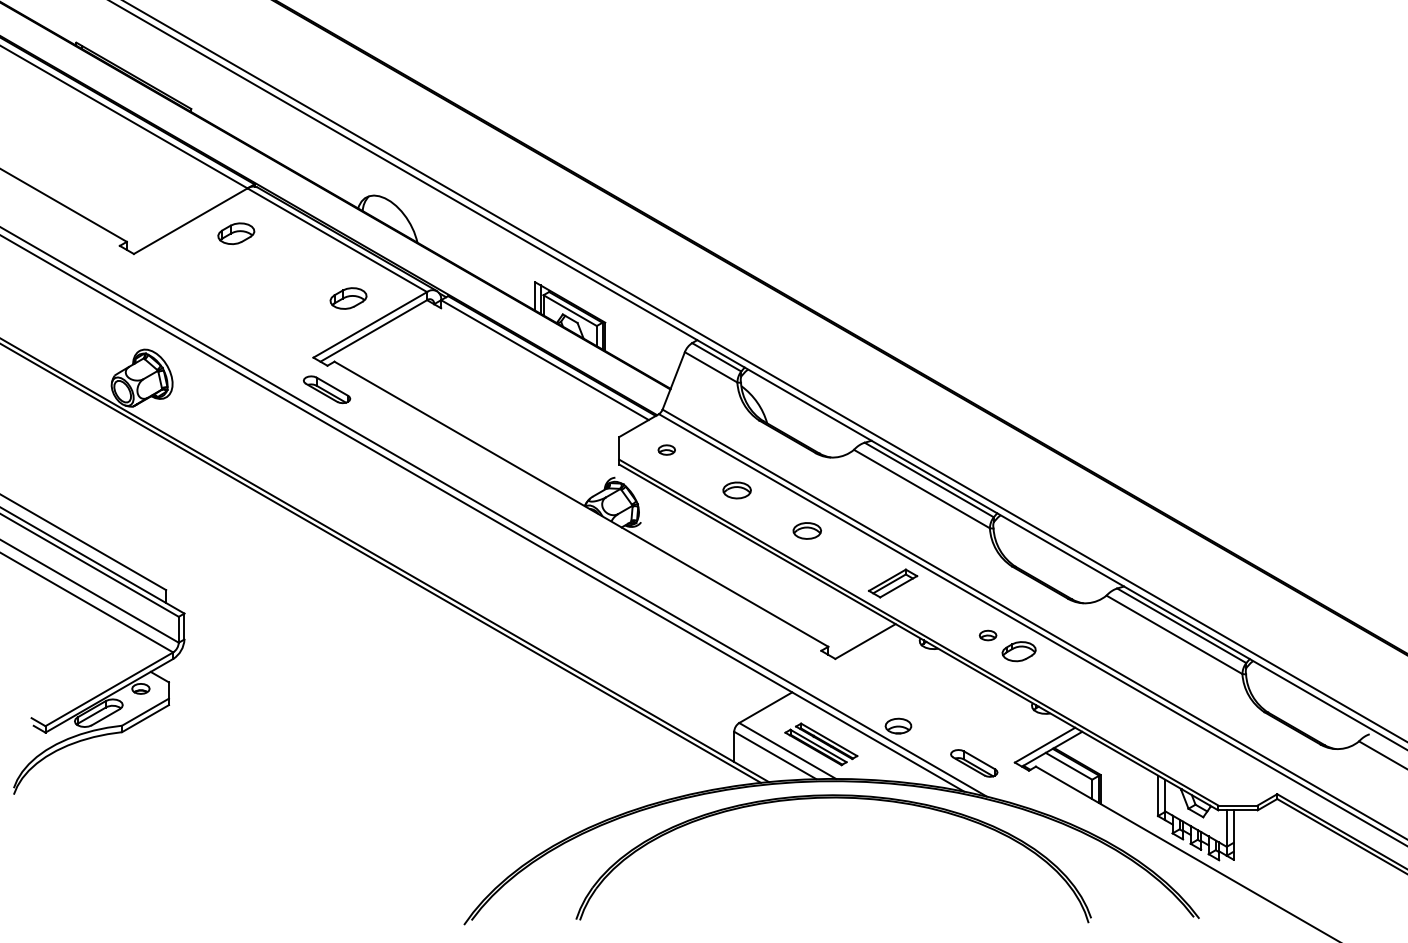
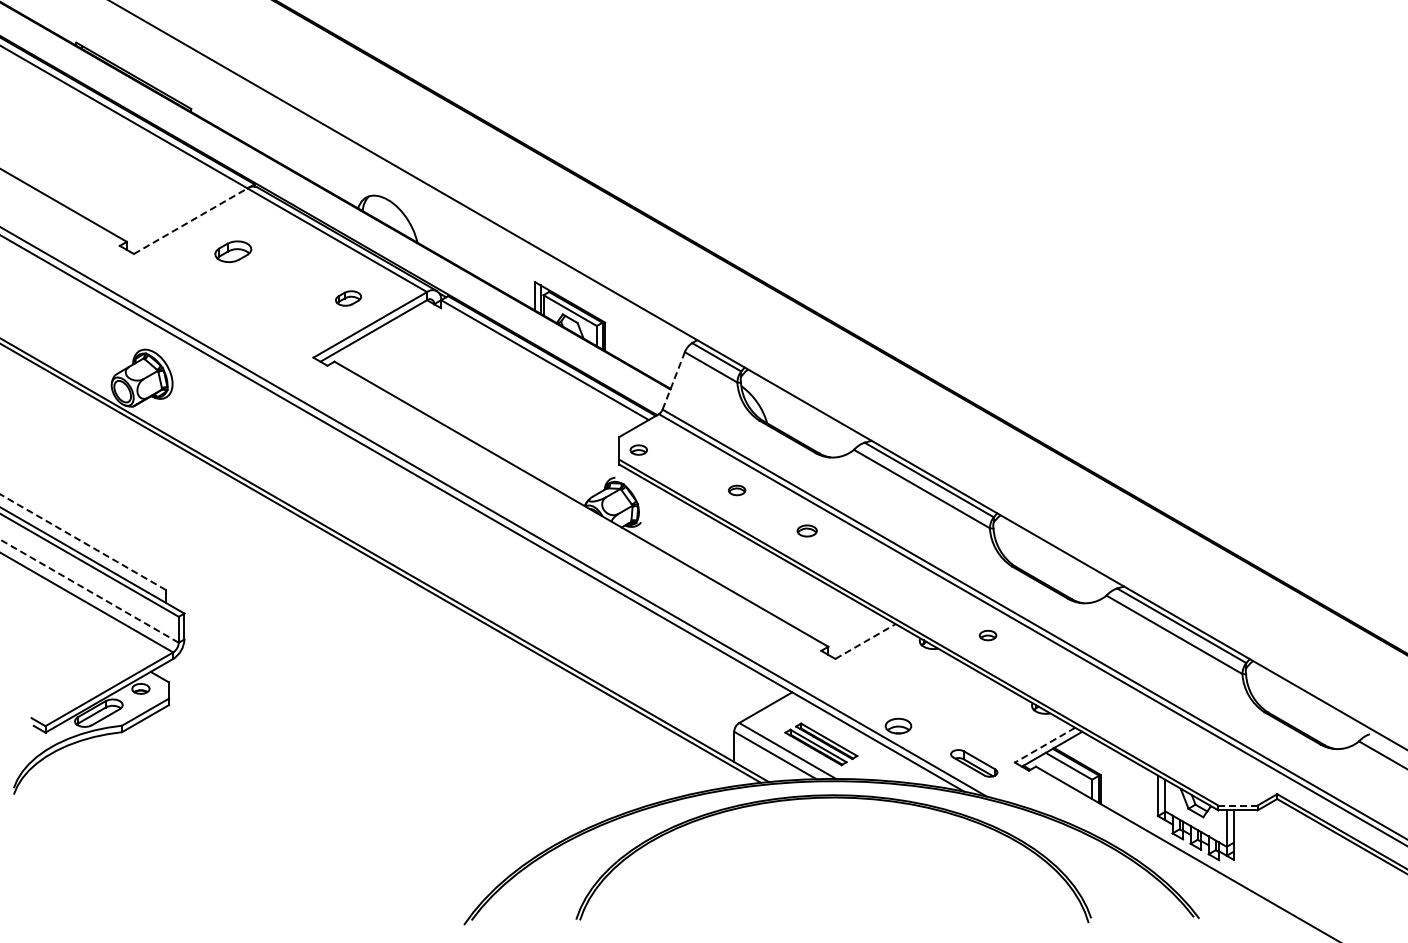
line: solid -> dashed (190, 221)
part position: (236, 233) -> (233, 251) (233, 251)
part size: 39x23 px -> 27x17 px (348, 298)
line: present -> none (764, 371)
line: solid -> dashed (673, 380)
part: present -> none (327, 389)
part position: (666, 449) -> (638, 449) (638, 449)
part size: 30x19 px -> 19x13 px (737, 490)
part size: 30x18 px -> 22x14 px (806, 530)
line: solid -> dashed (83, 542)
part: present -> none (893, 583)
line: solid -> dashed (89, 591)
line: solid -> dashed (865, 641)
part: present -> none (1018, 651)
line: solid -> dashed (1045, 745)
line: solid -> dashed (1238, 805)
